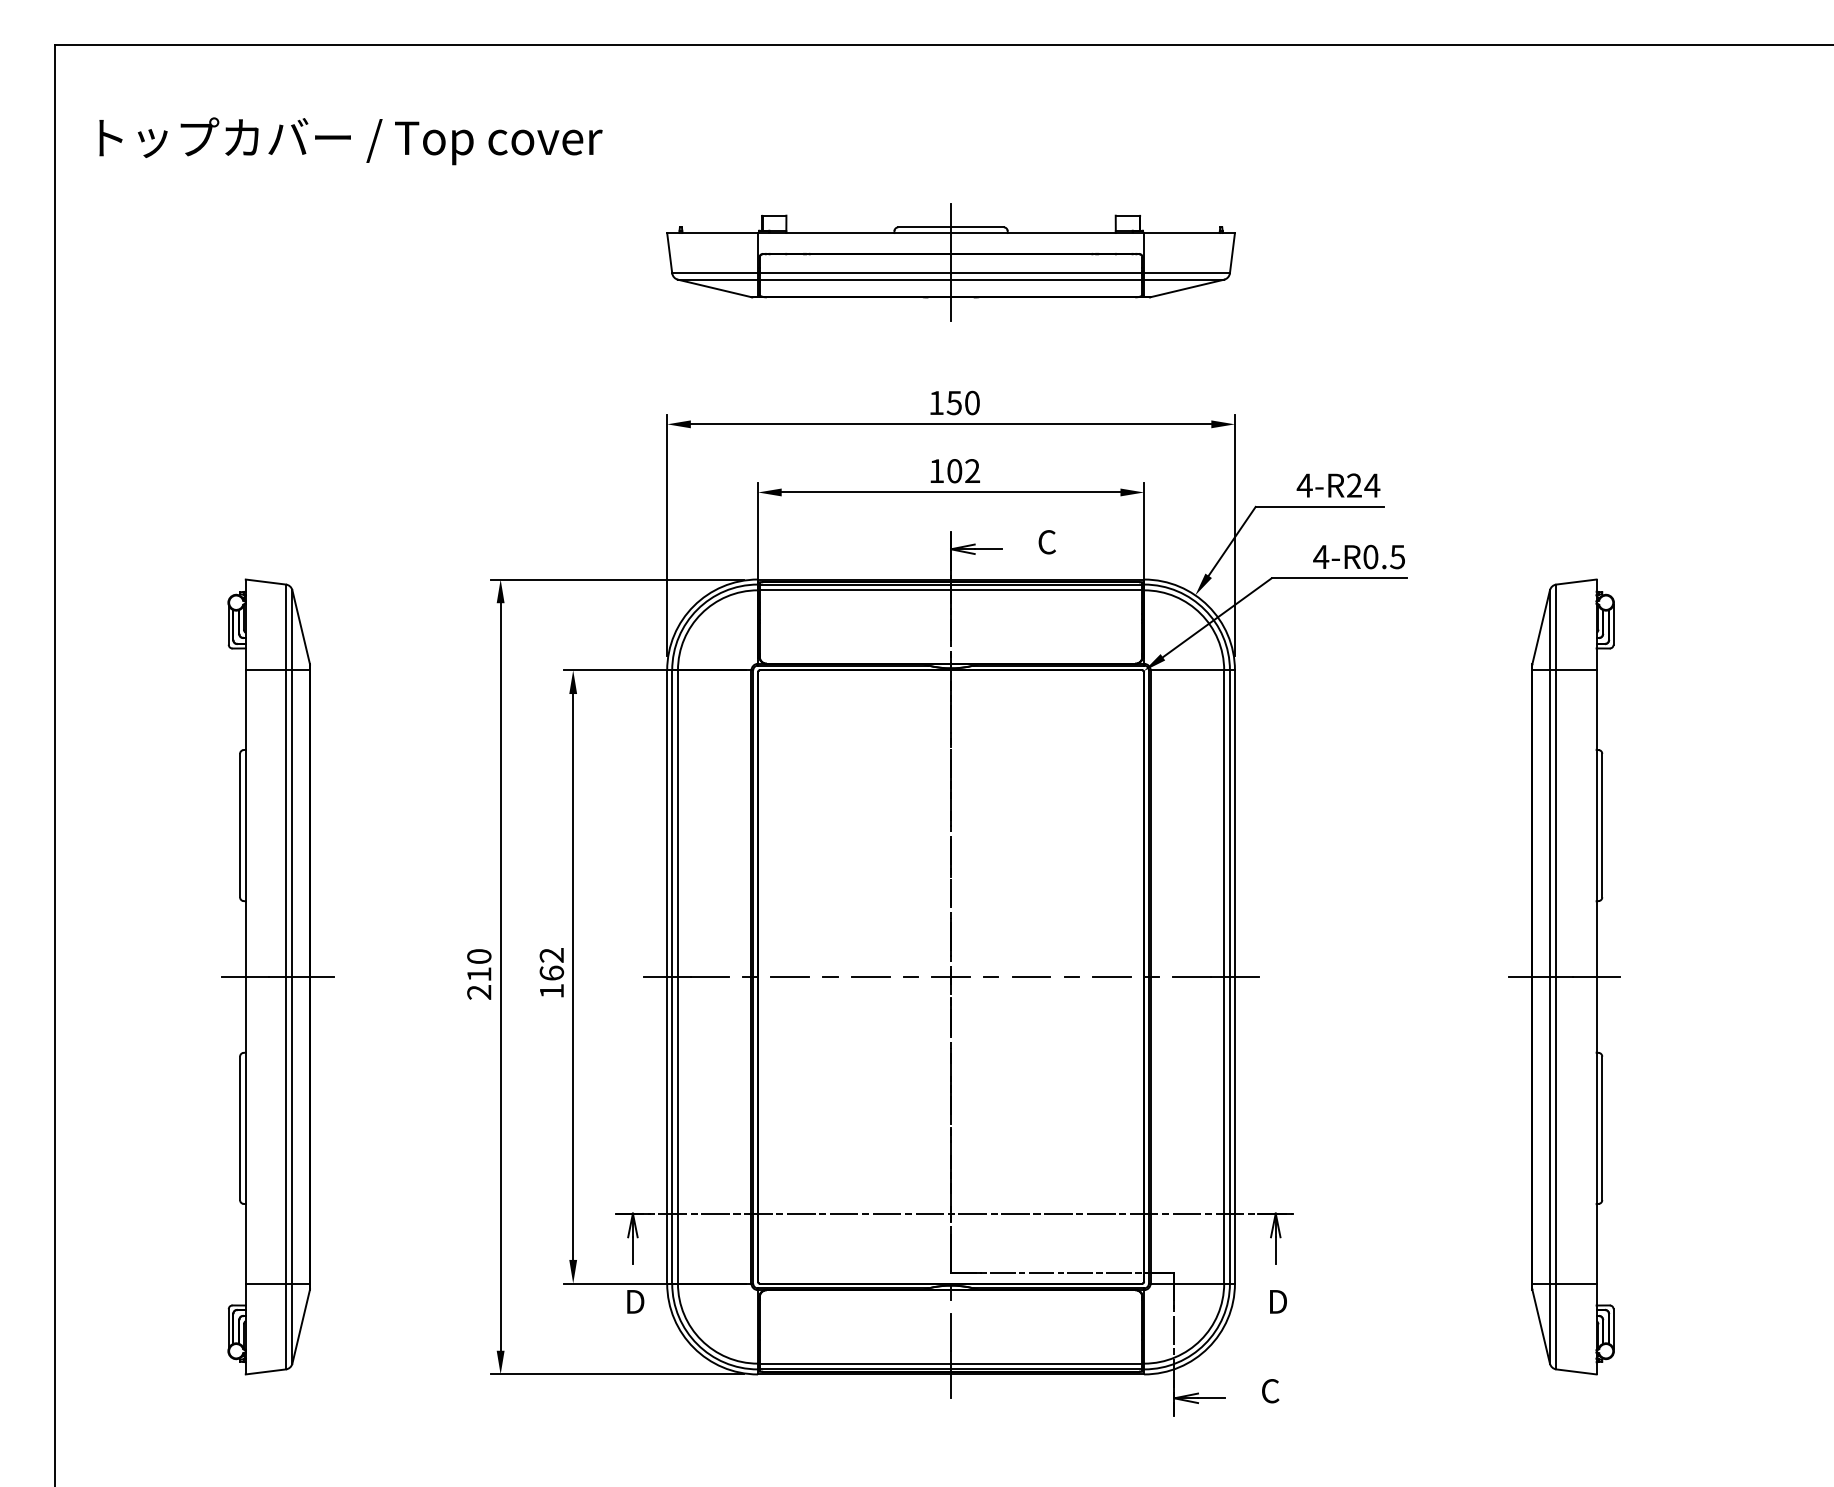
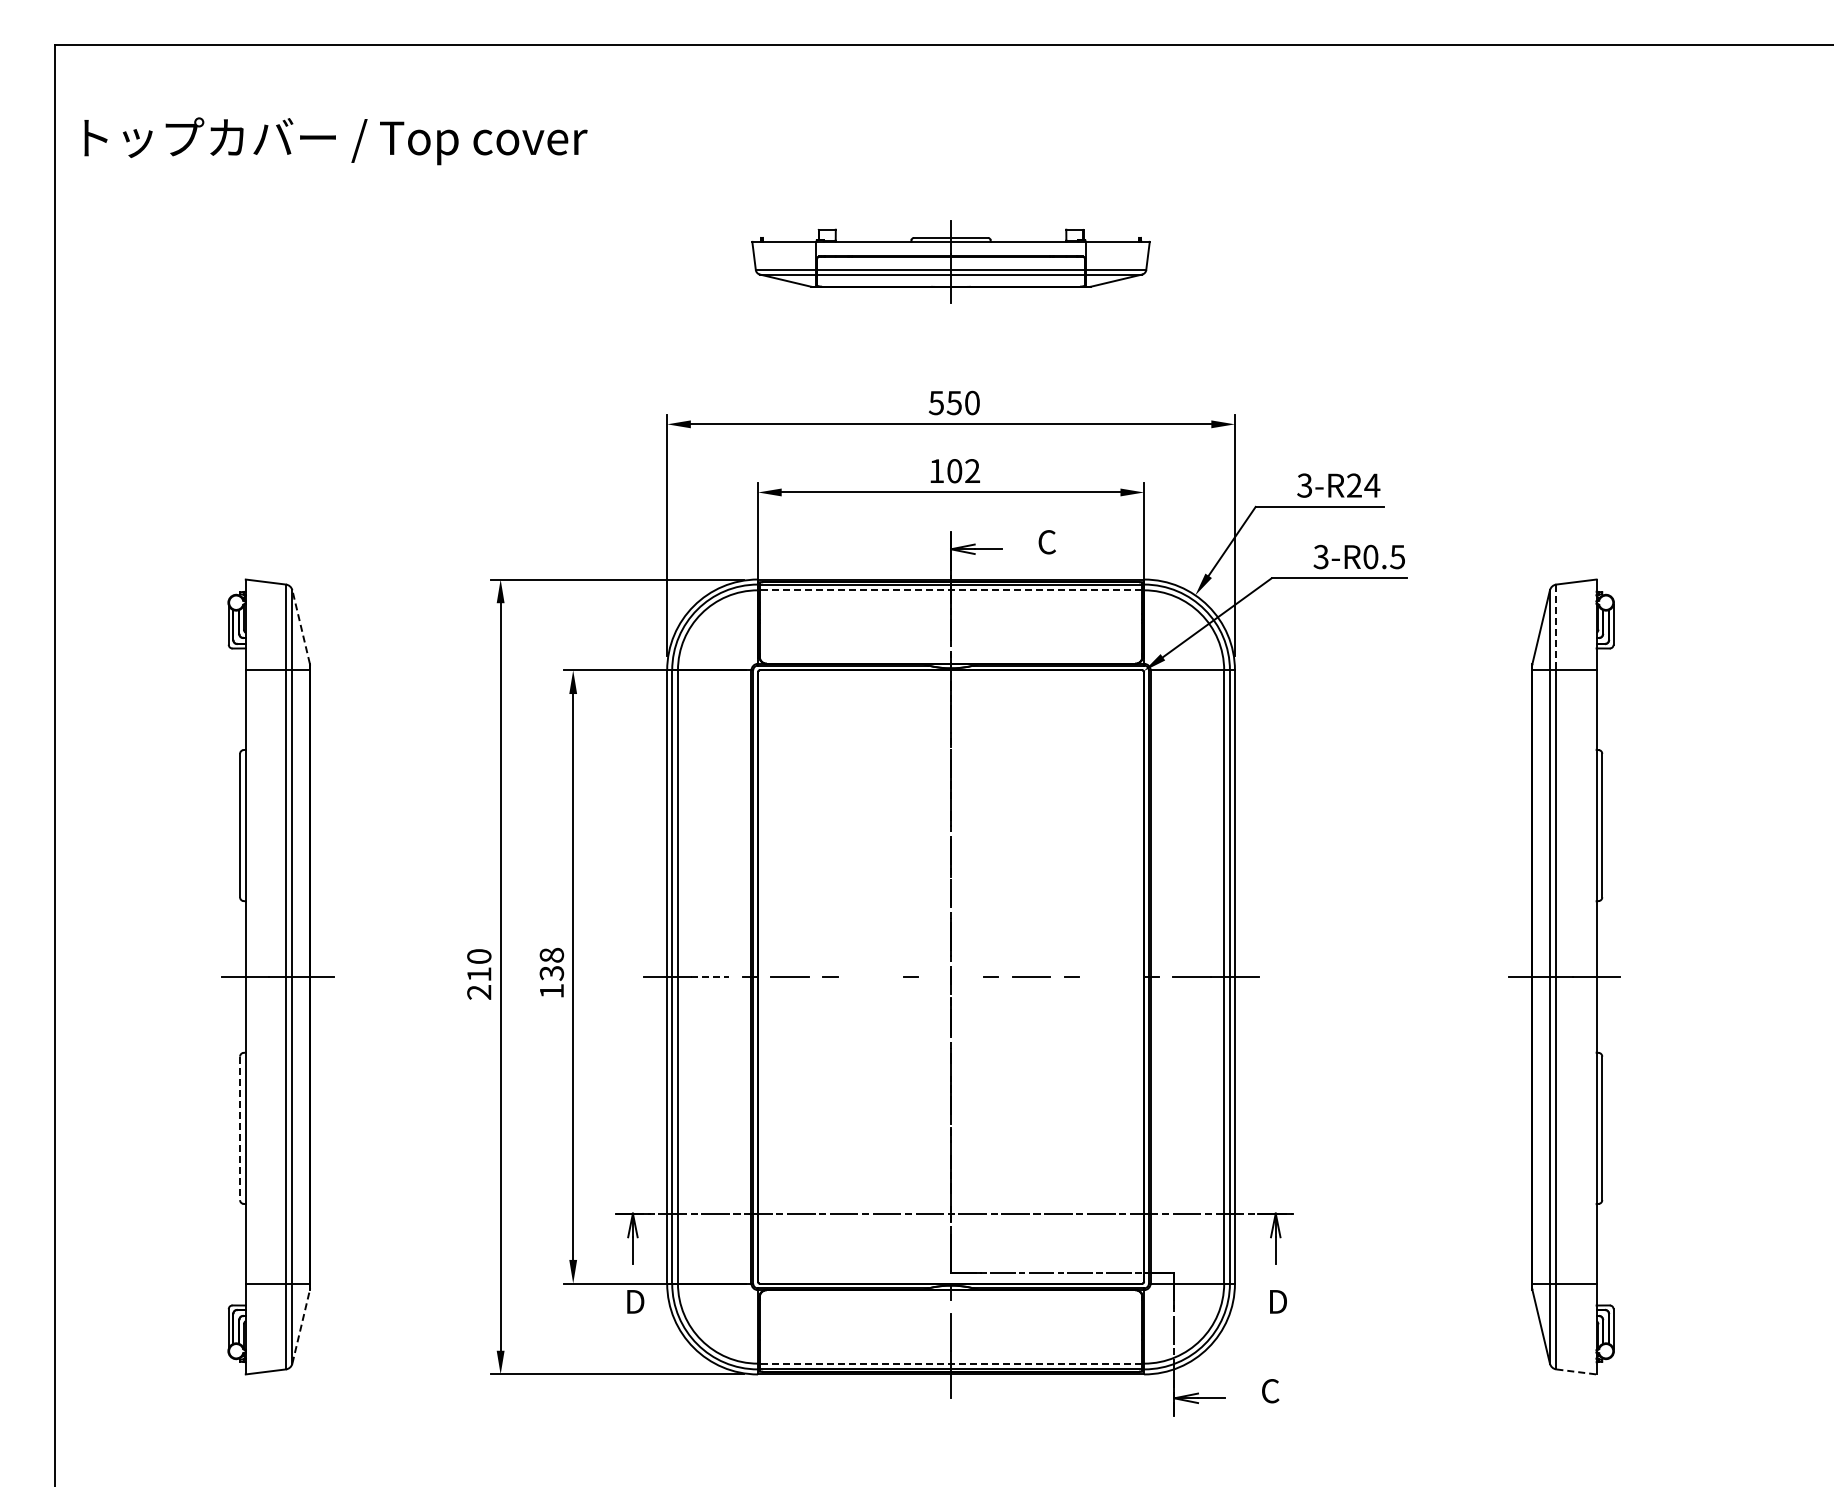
text position: (350, 141) -> (335, 141) (335, 141)
part size: 570x119 px -> 400x84 px (950, 261)
text: 150 -> 550 (935, 403)
text: 4-R24 -> 3-R24 (1304, 485)
text: 4-R0.5 -> 3-R0.5 (1321, 556)
line: solid -> dashed (950, 590)
line: solid -> dashed (301, 627)
line: solid -> dashed (1556, 627)
text: 162 -> 138 (551, 963)
line: solid -> dashed (709, 976)
line: present -> none (870, 976)
line: present -> none (951, 976)
line: present -> none (1111, 976)
line: solid -> dashed (240, 1128)
line: solid -> dashed (301, 1326)
line: solid -> dashed (950, 1363)
line: solid -> dashed (1576, 1371)
